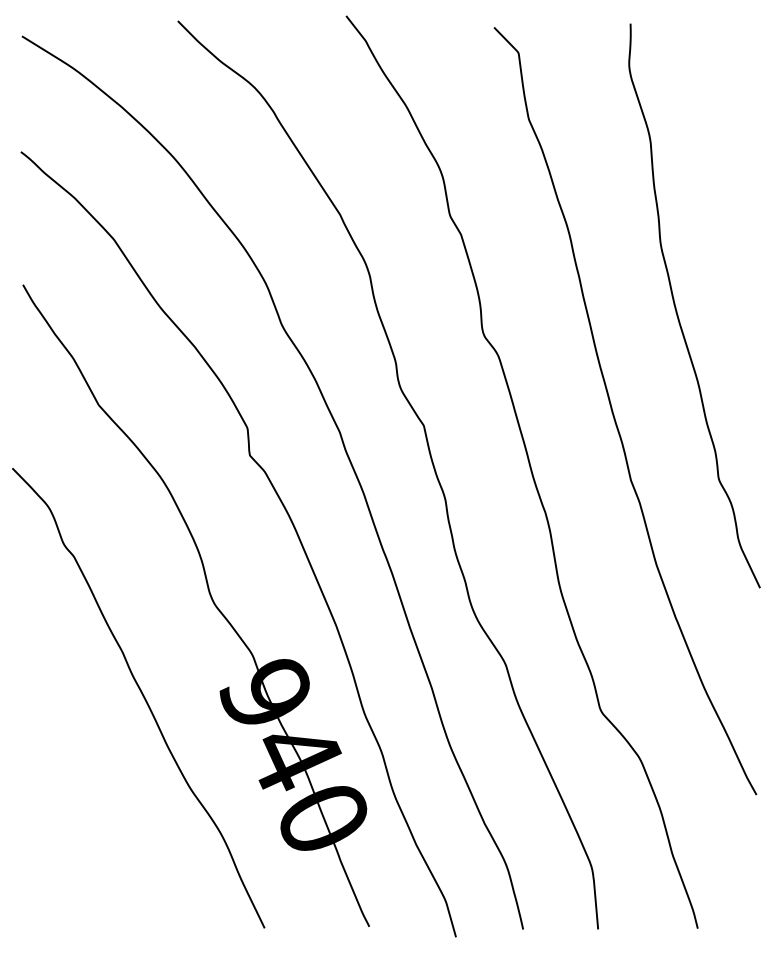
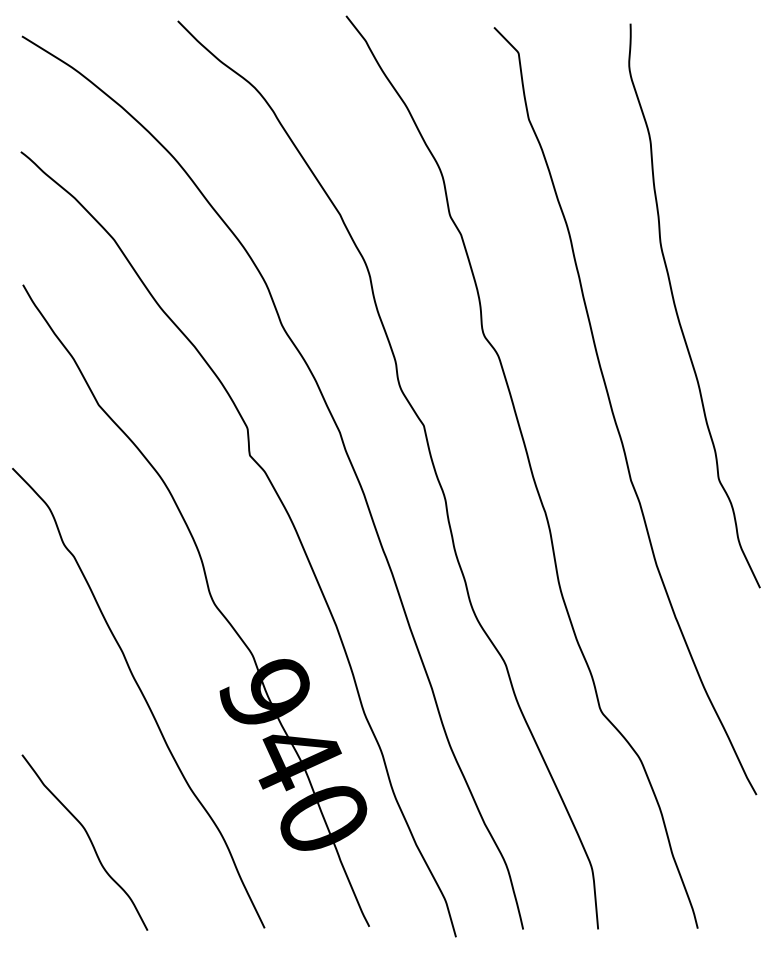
curve: none -> present (89, 840)
